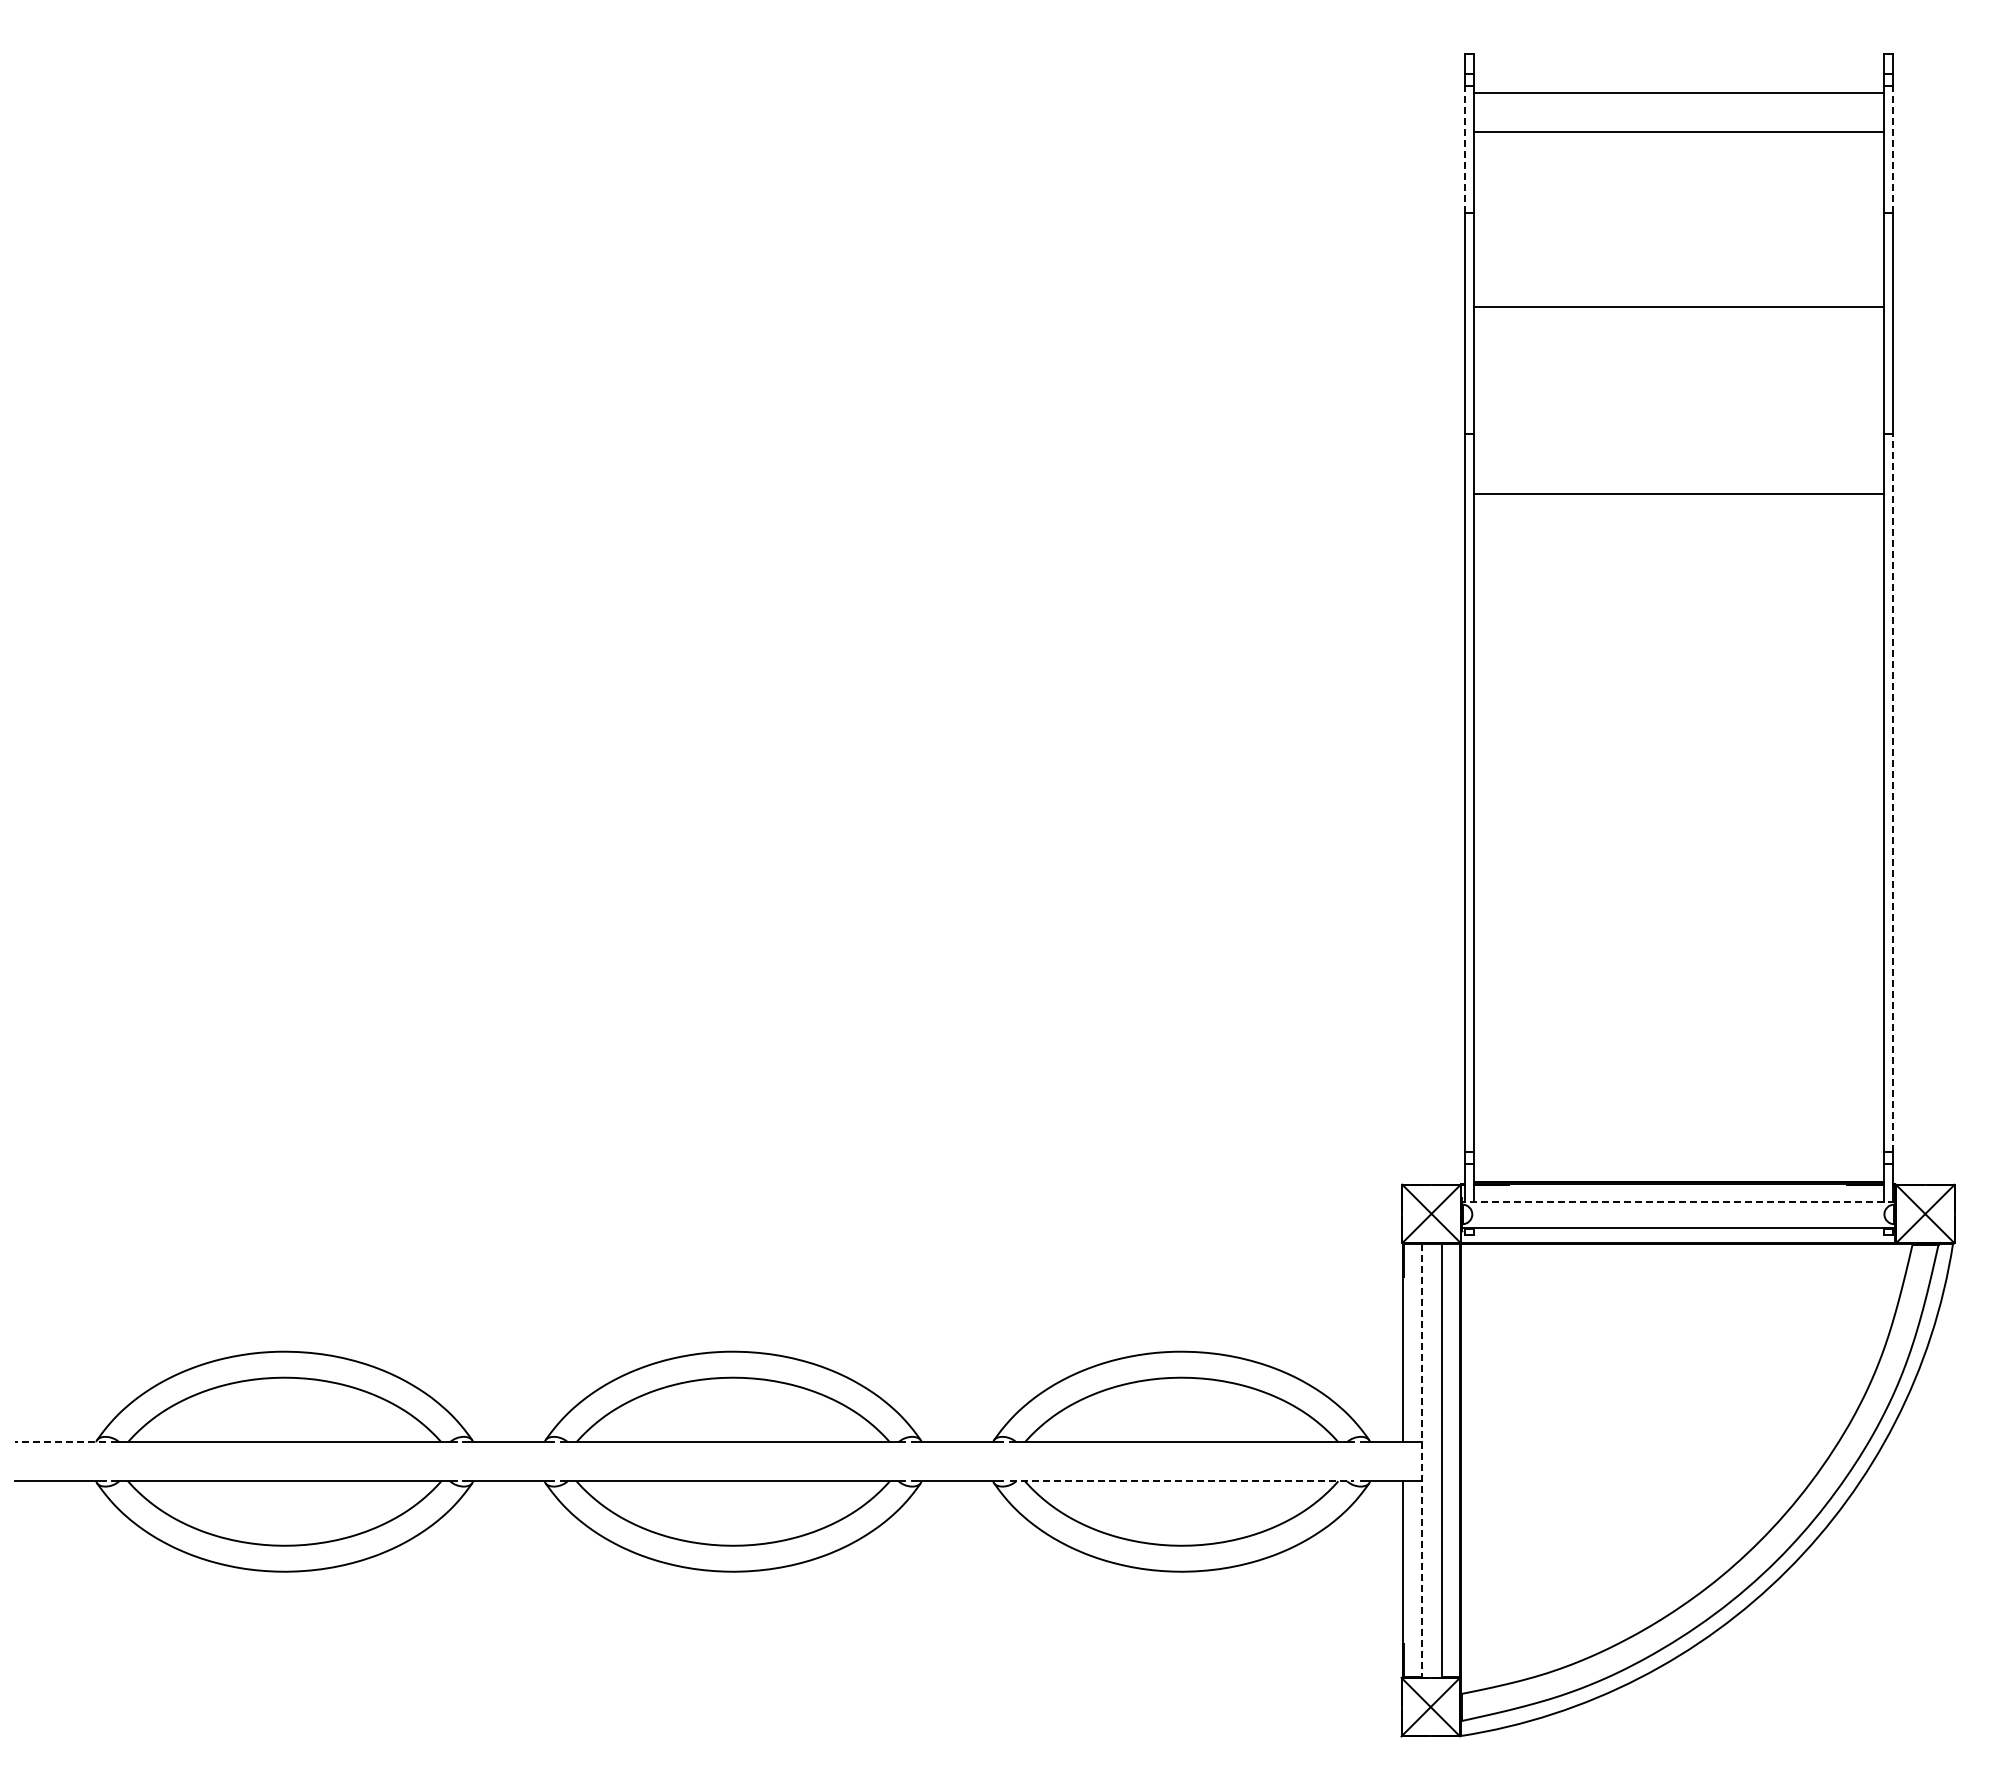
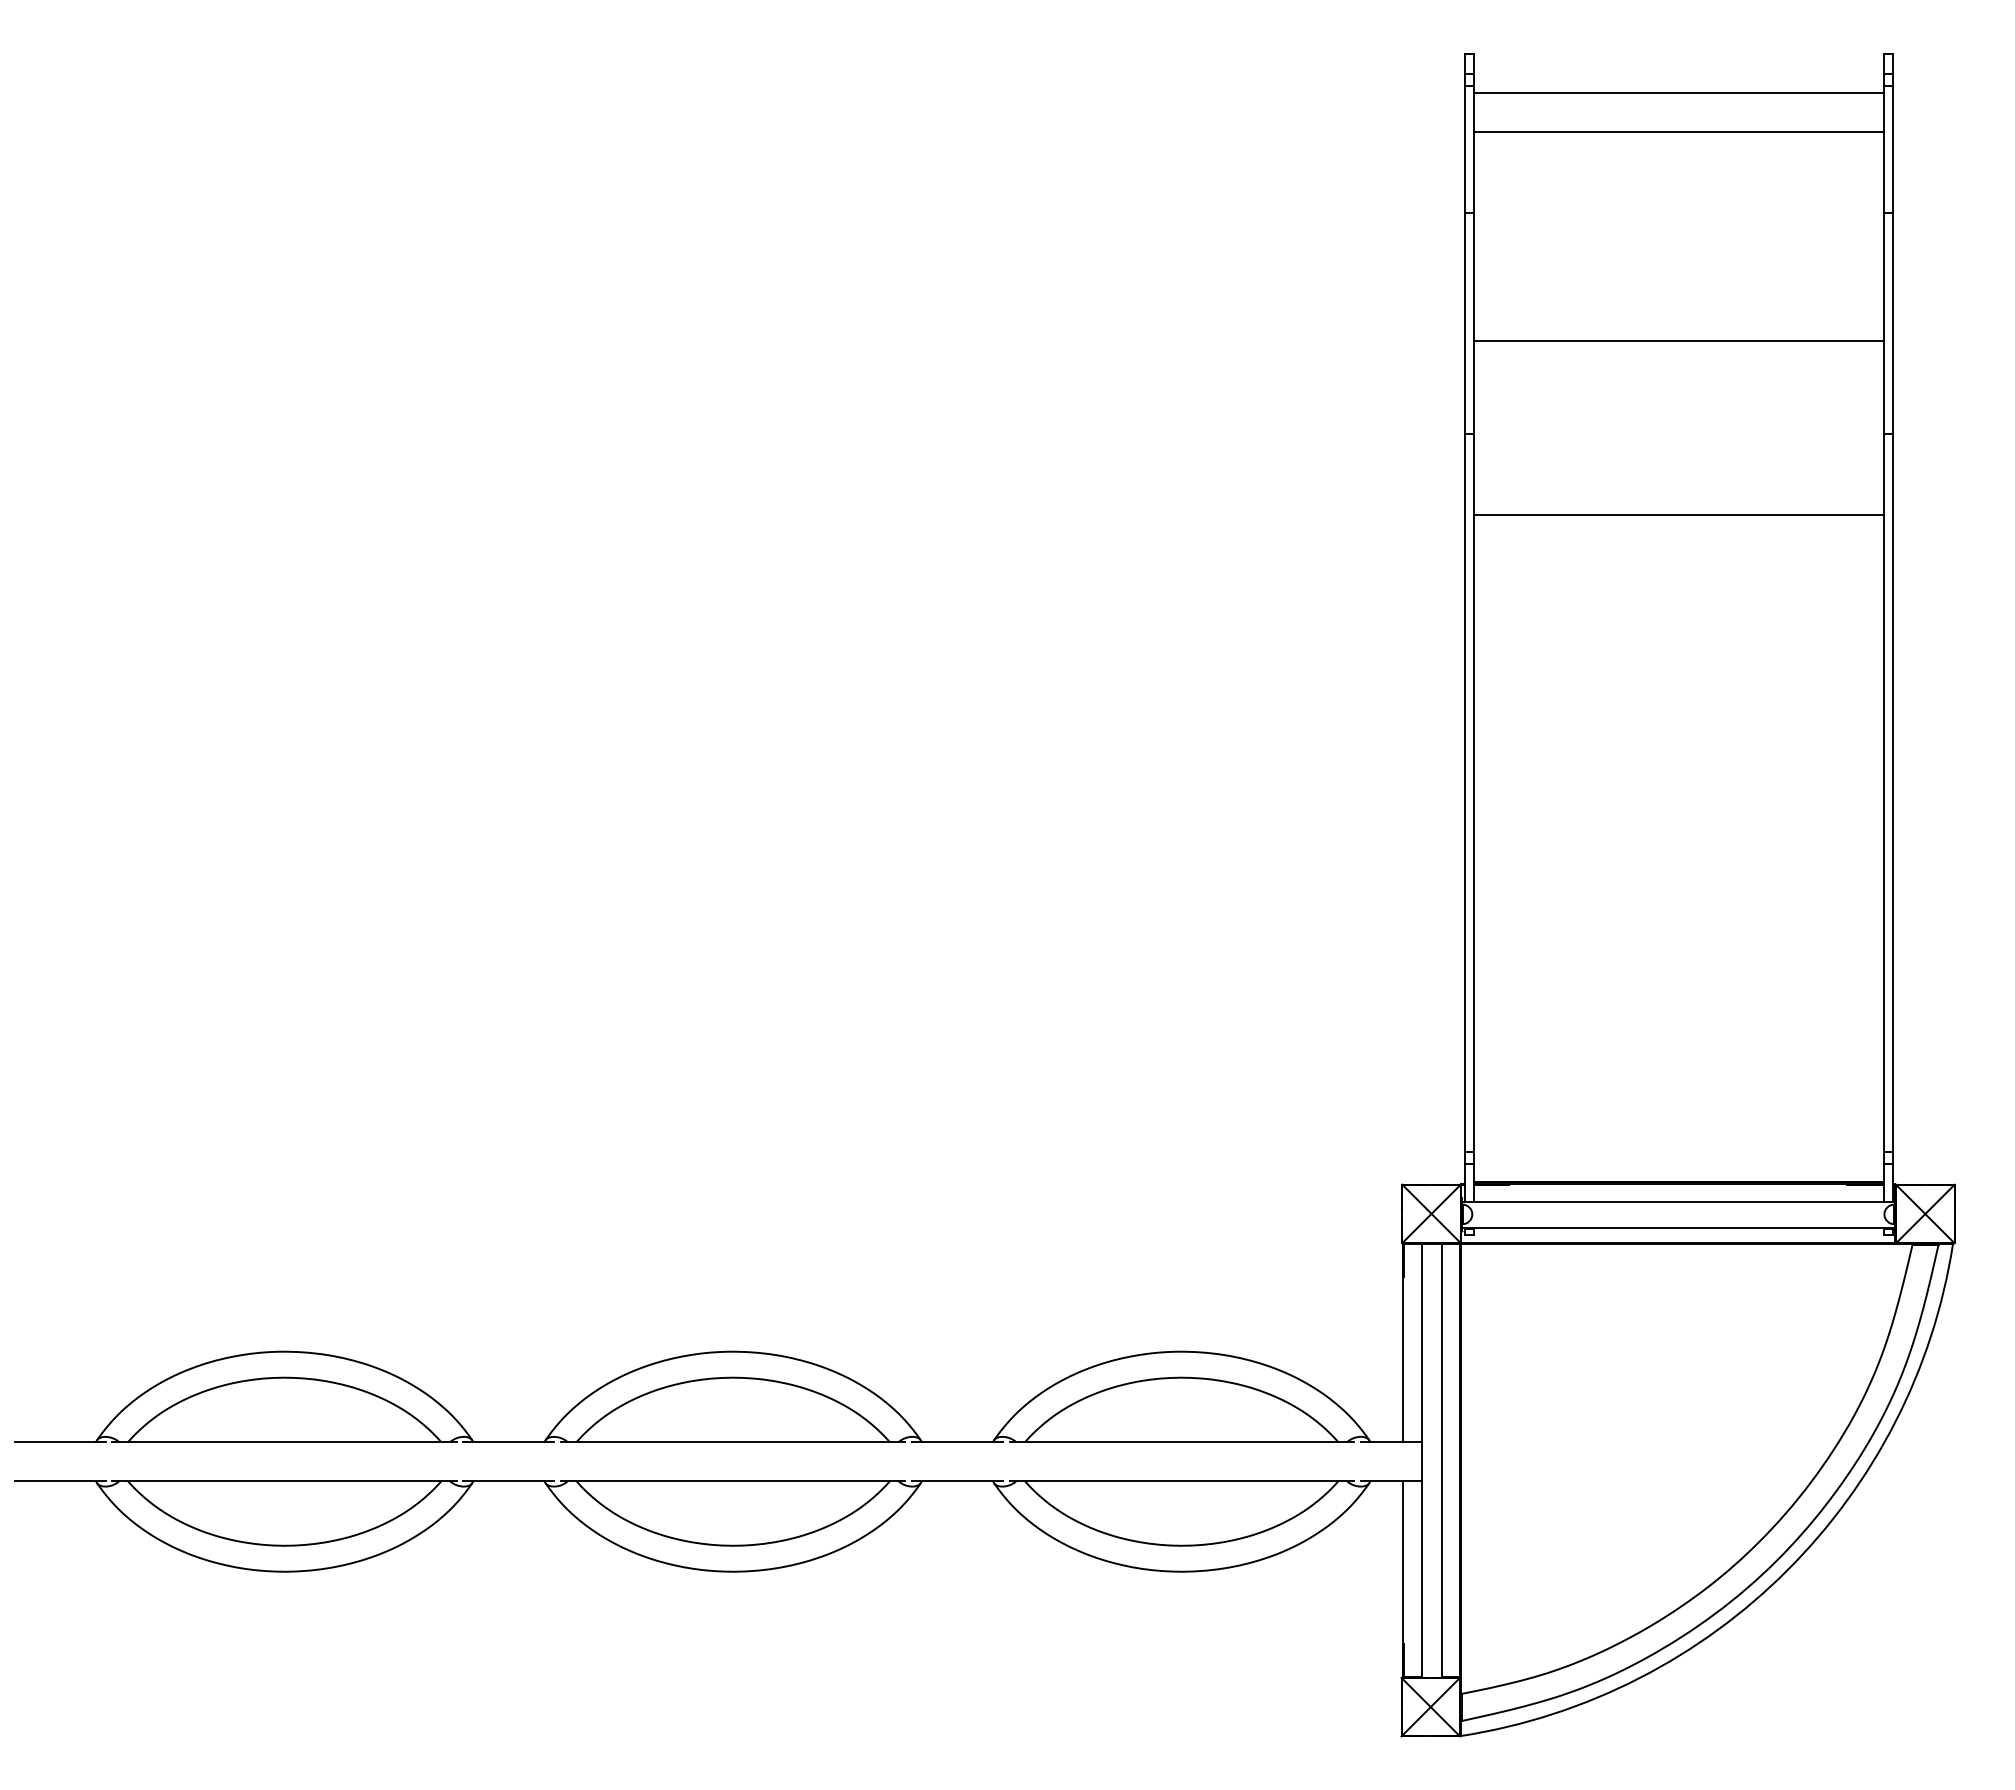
line: dashed -> solid (1465, 149)
line: dashed -> solid (1892, 149)
line position: (1678, 307) -> (1678, 341) (1678, 341)
line position: (1678, 494) -> (1678, 515) (1678, 515)
line: dashed -> solid (1892, 792)
line: dashed -> solid (1677, 1201)
line: dashed -> solid (59, 1442)
line: dashed -> solid (1422, 1460)
line: dashed -> solid (1182, 1481)
